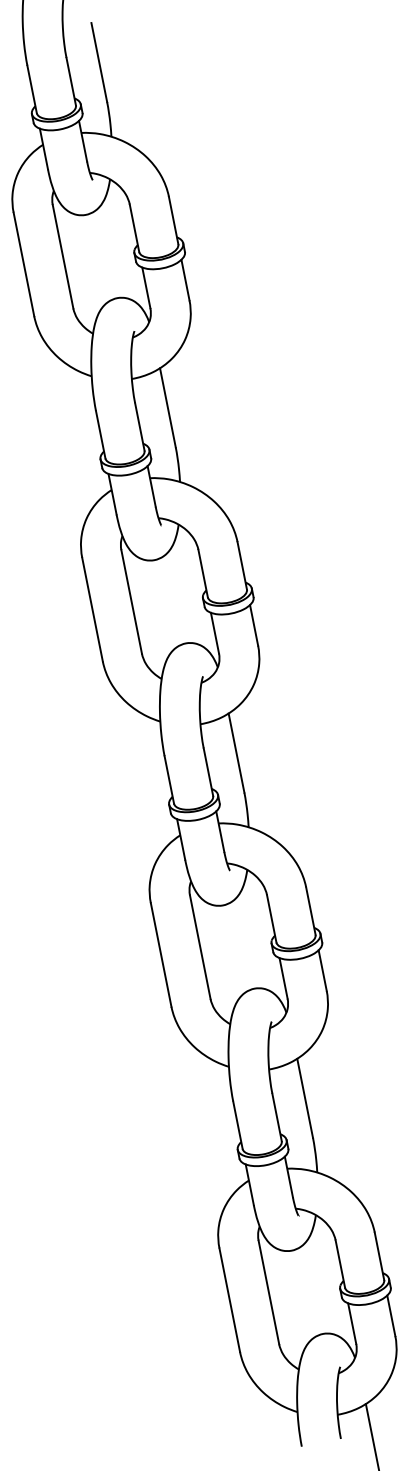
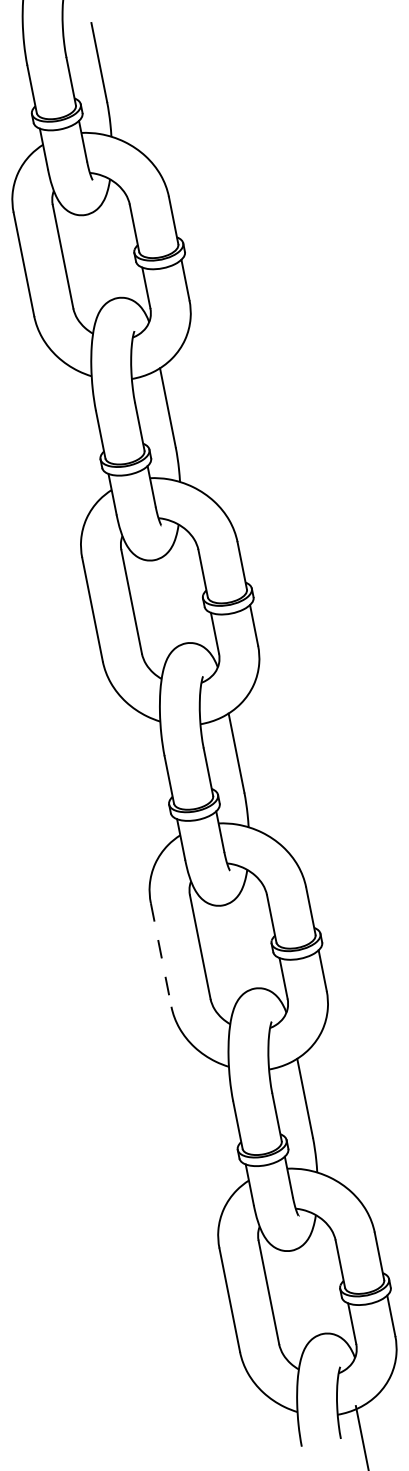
line: solid -> dashed (161, 954)
line position: (371, 1435) -> (361, 1436) (361, 1436)
